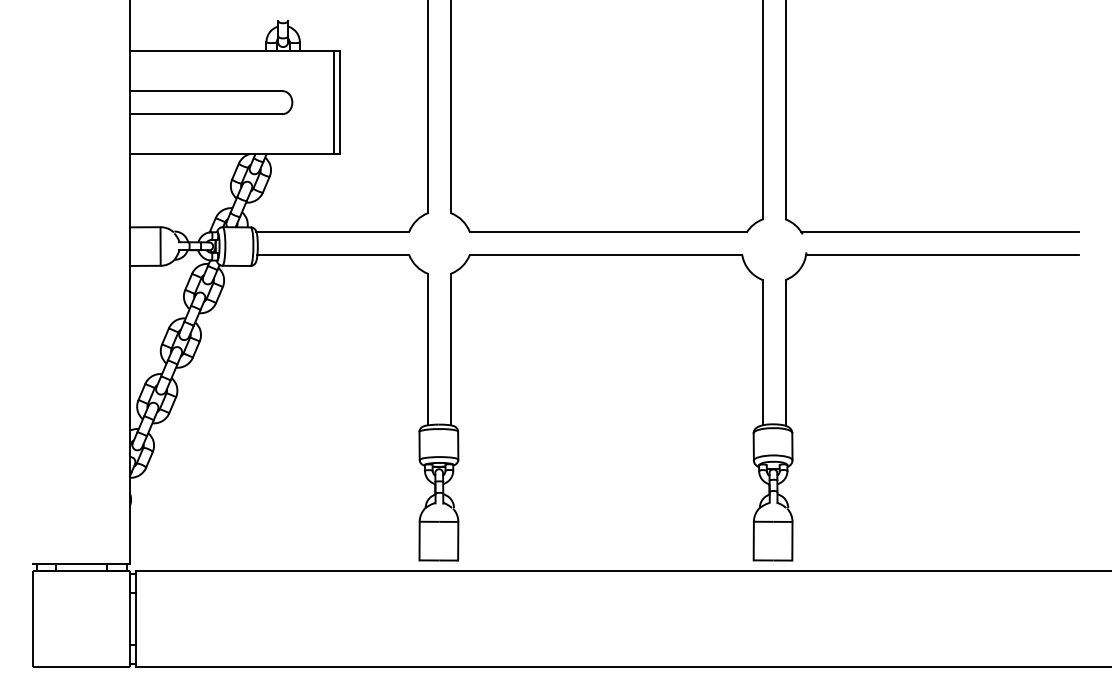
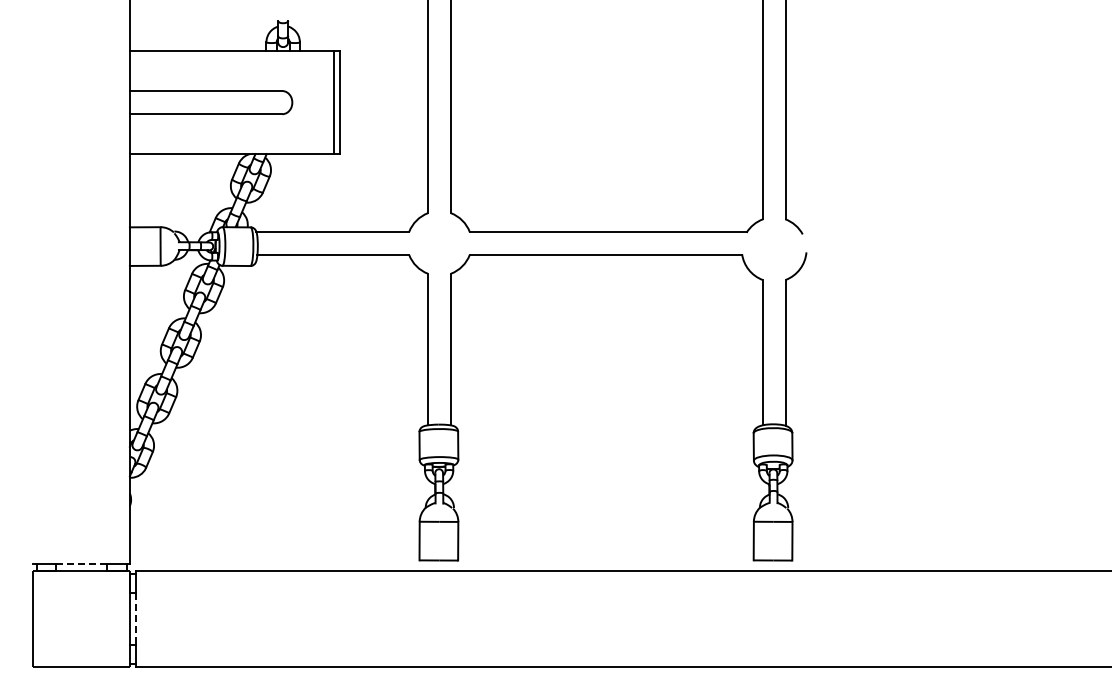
line: present -> none (939, 231)
line: present -> none (942, 255)
line: solid -> dashed (81, 564)
line: solid -> dashed (136, 618)
